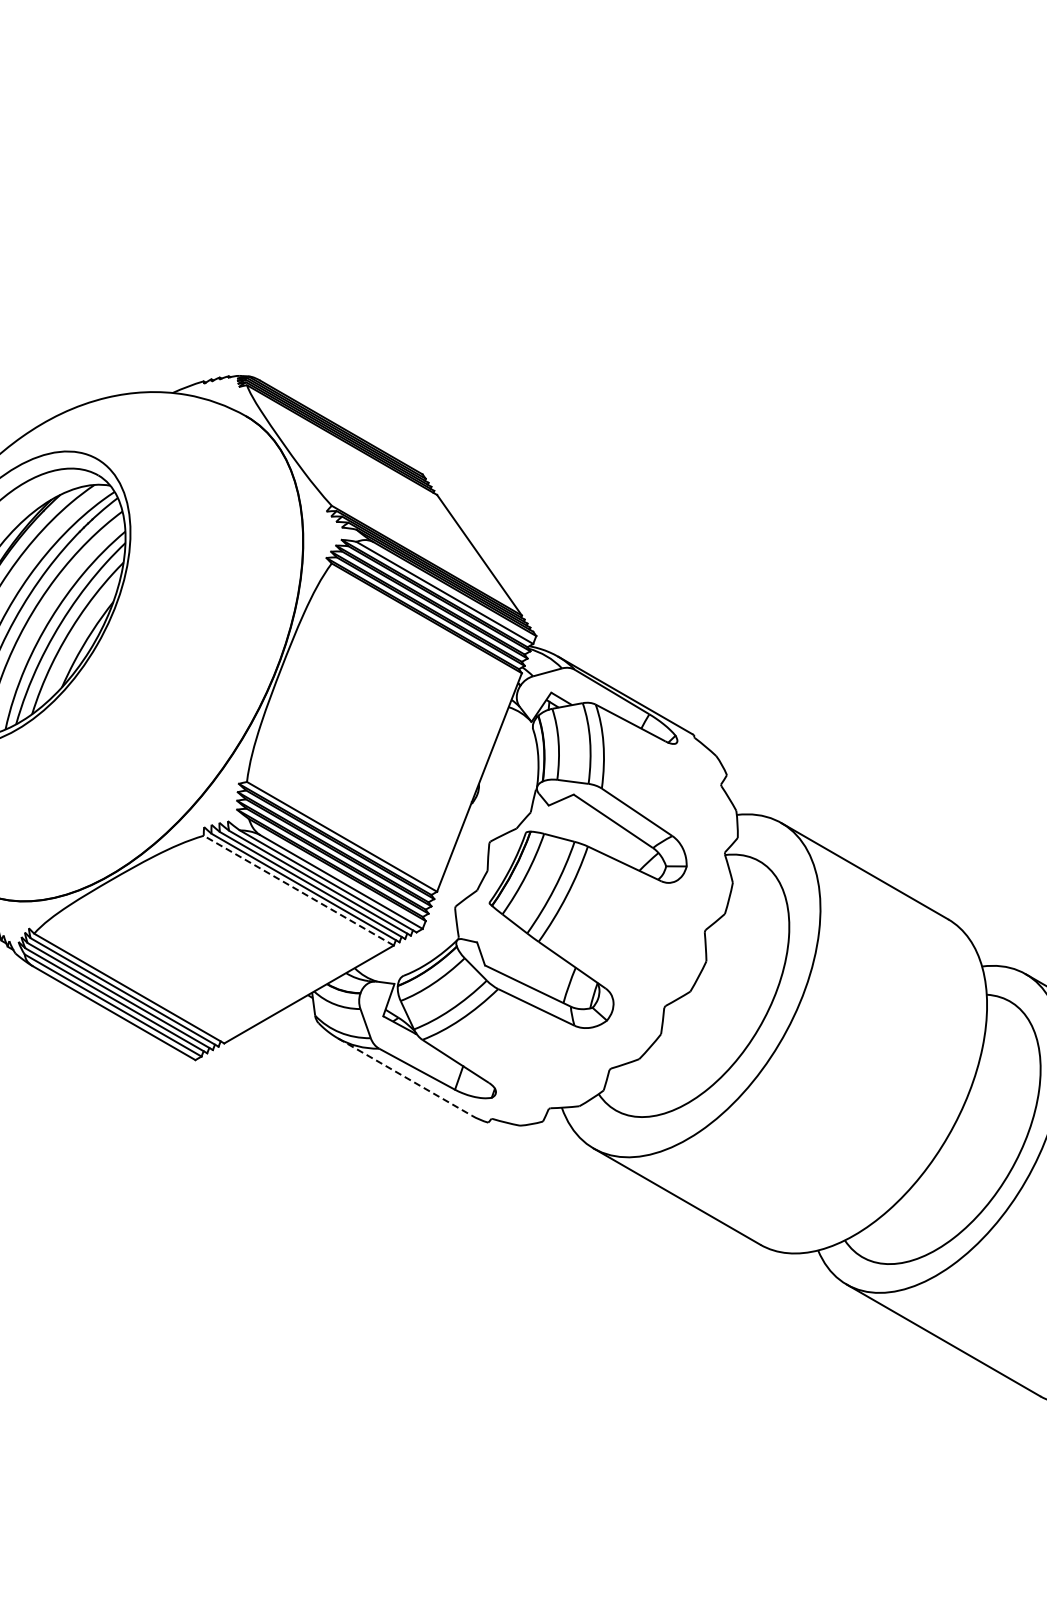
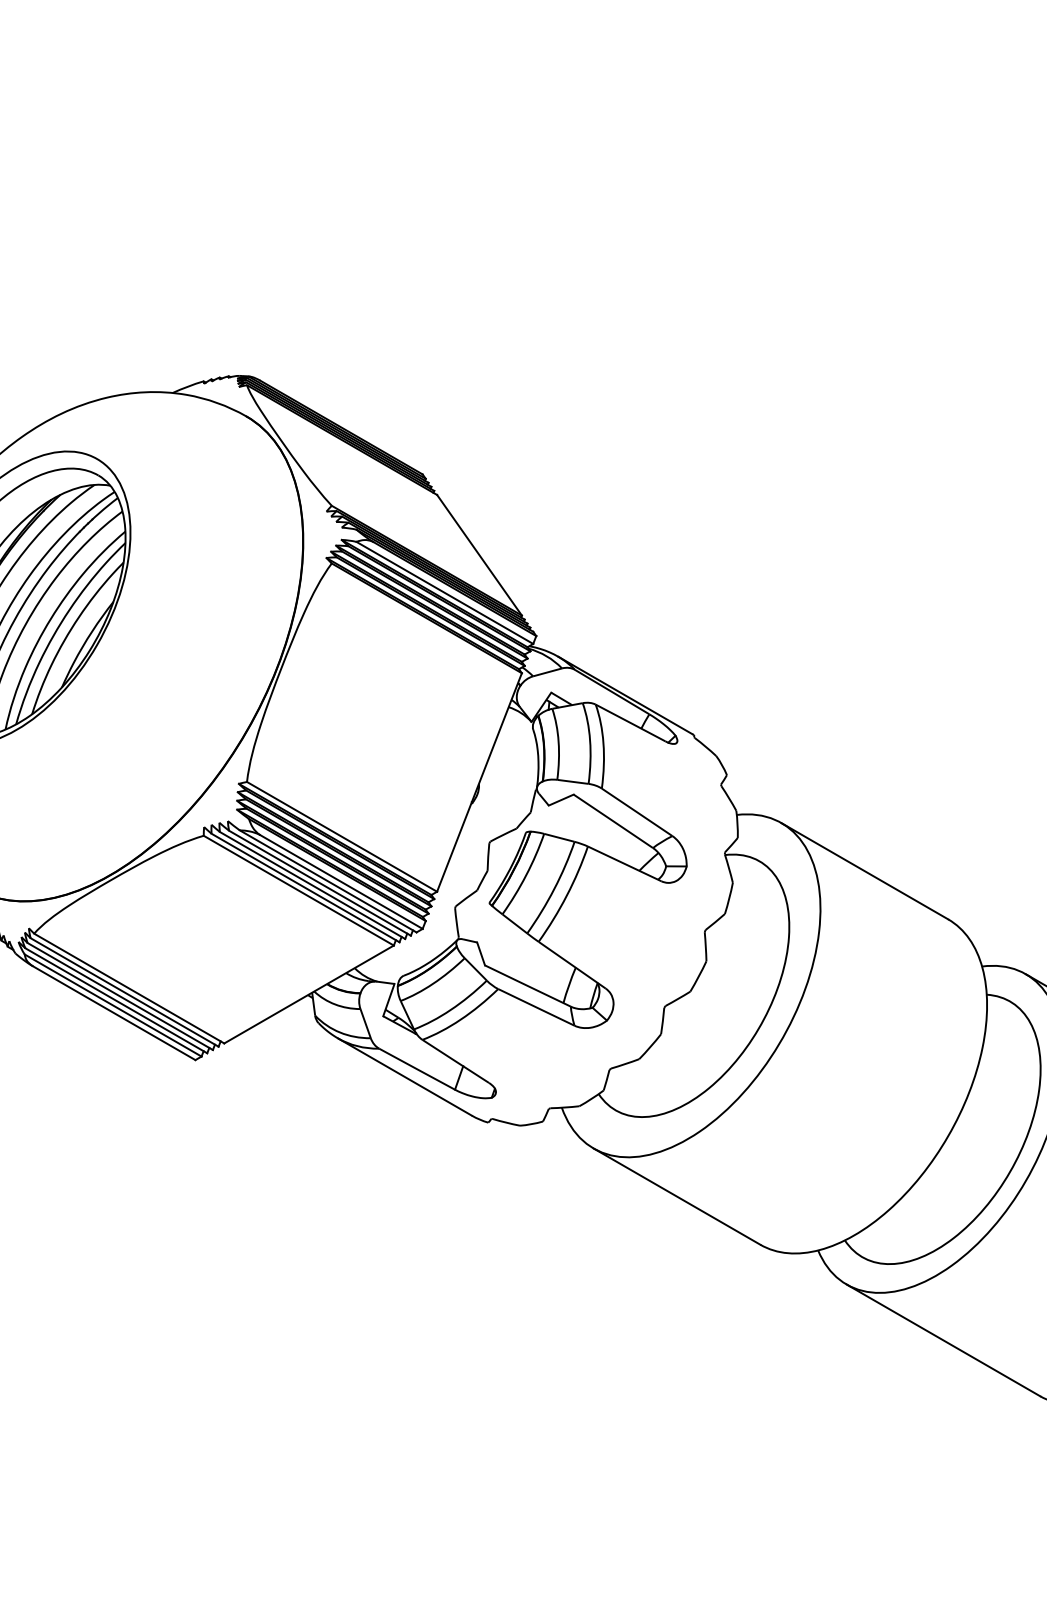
line: dashed -> solid (298, 890)
line: dashed -> solid (405, 1077)
